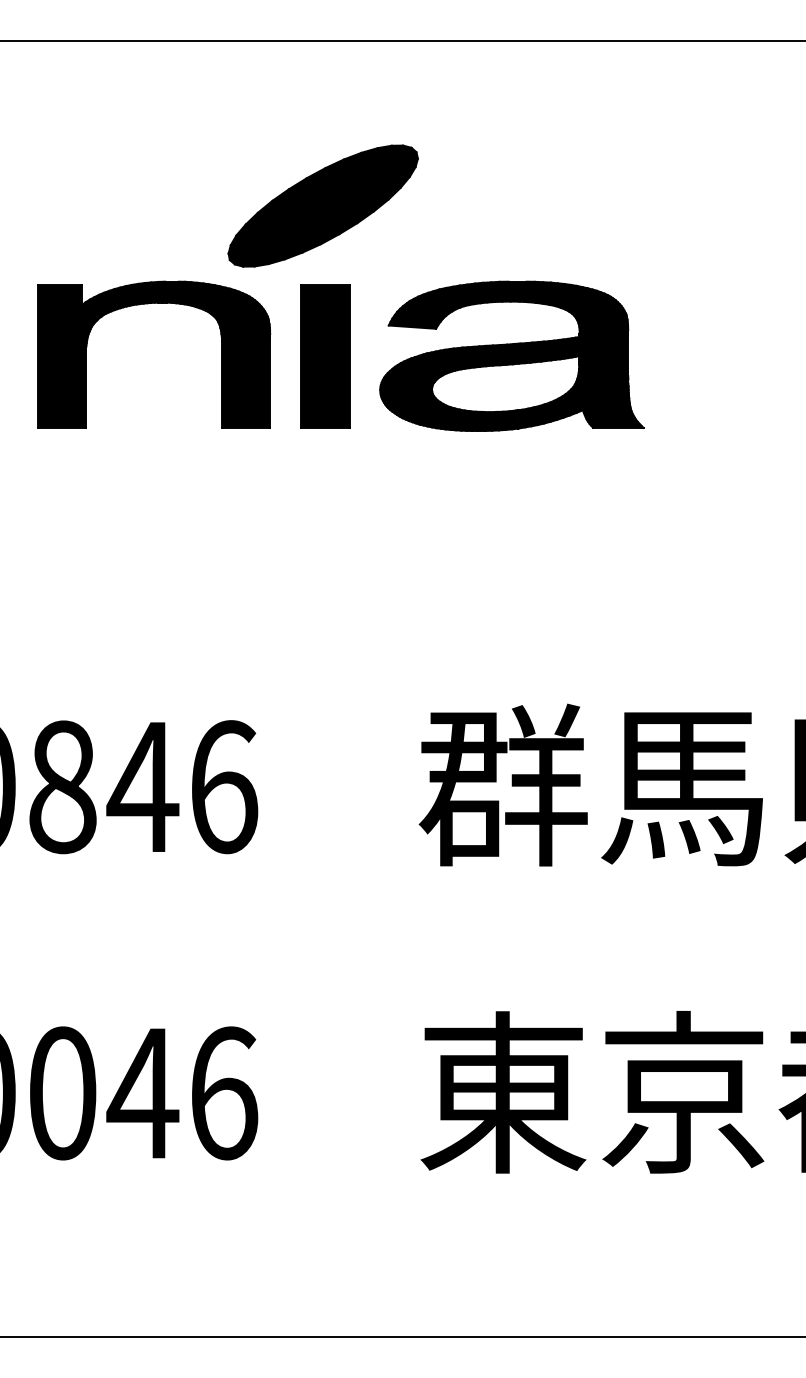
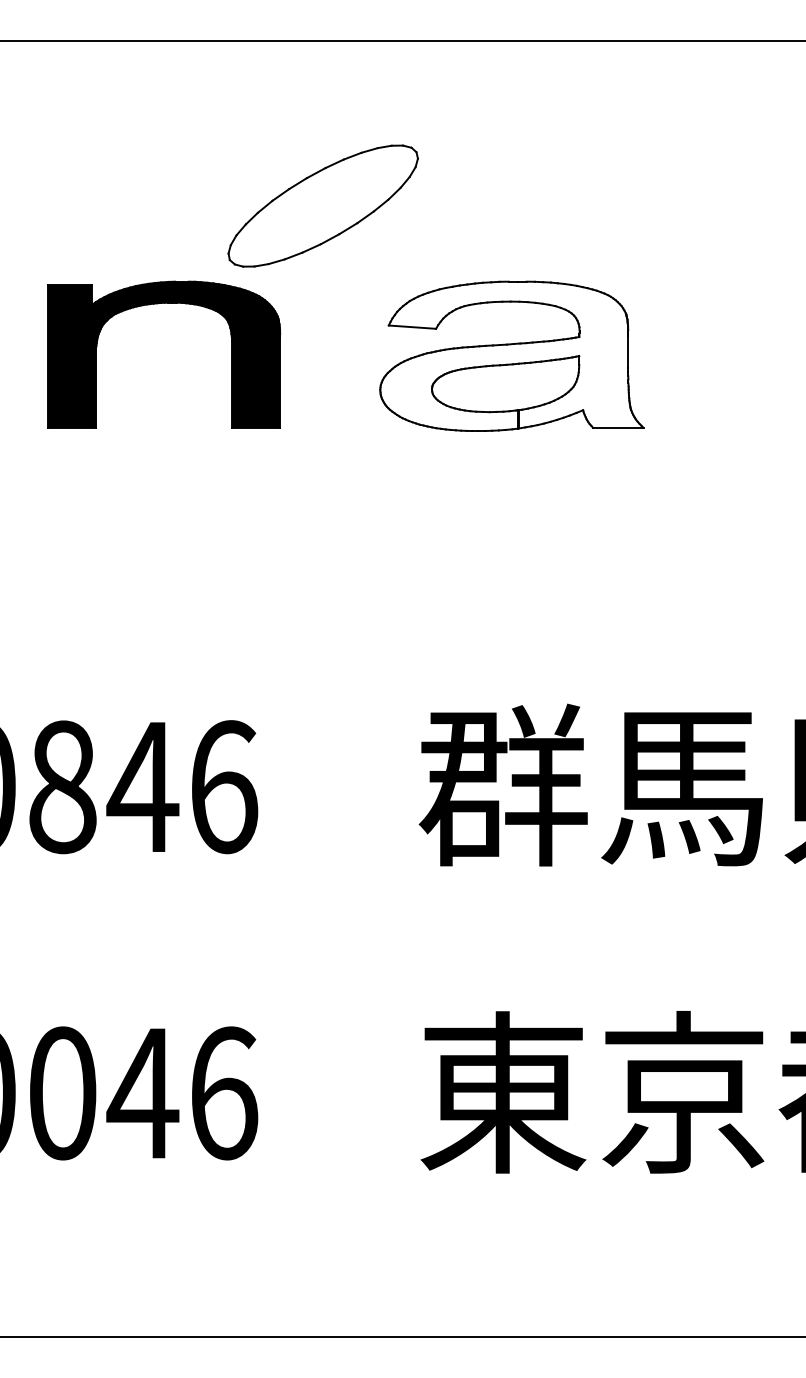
fill: present -> none (322, 205)
part position: (148, 304) -> (158, 304) (158, 304)
part: present -> none (325, 356)
fill: present -> none (511, 356)
